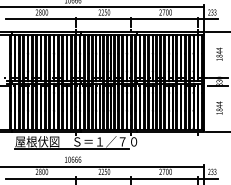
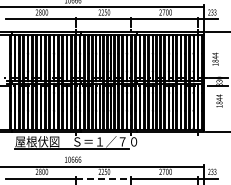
text position: (219, 53) -> (215, 58) (215, 58)
text position: (219, 107) -> (219, 100) (219, 100)
line: solid -> dashed (103, 178)
